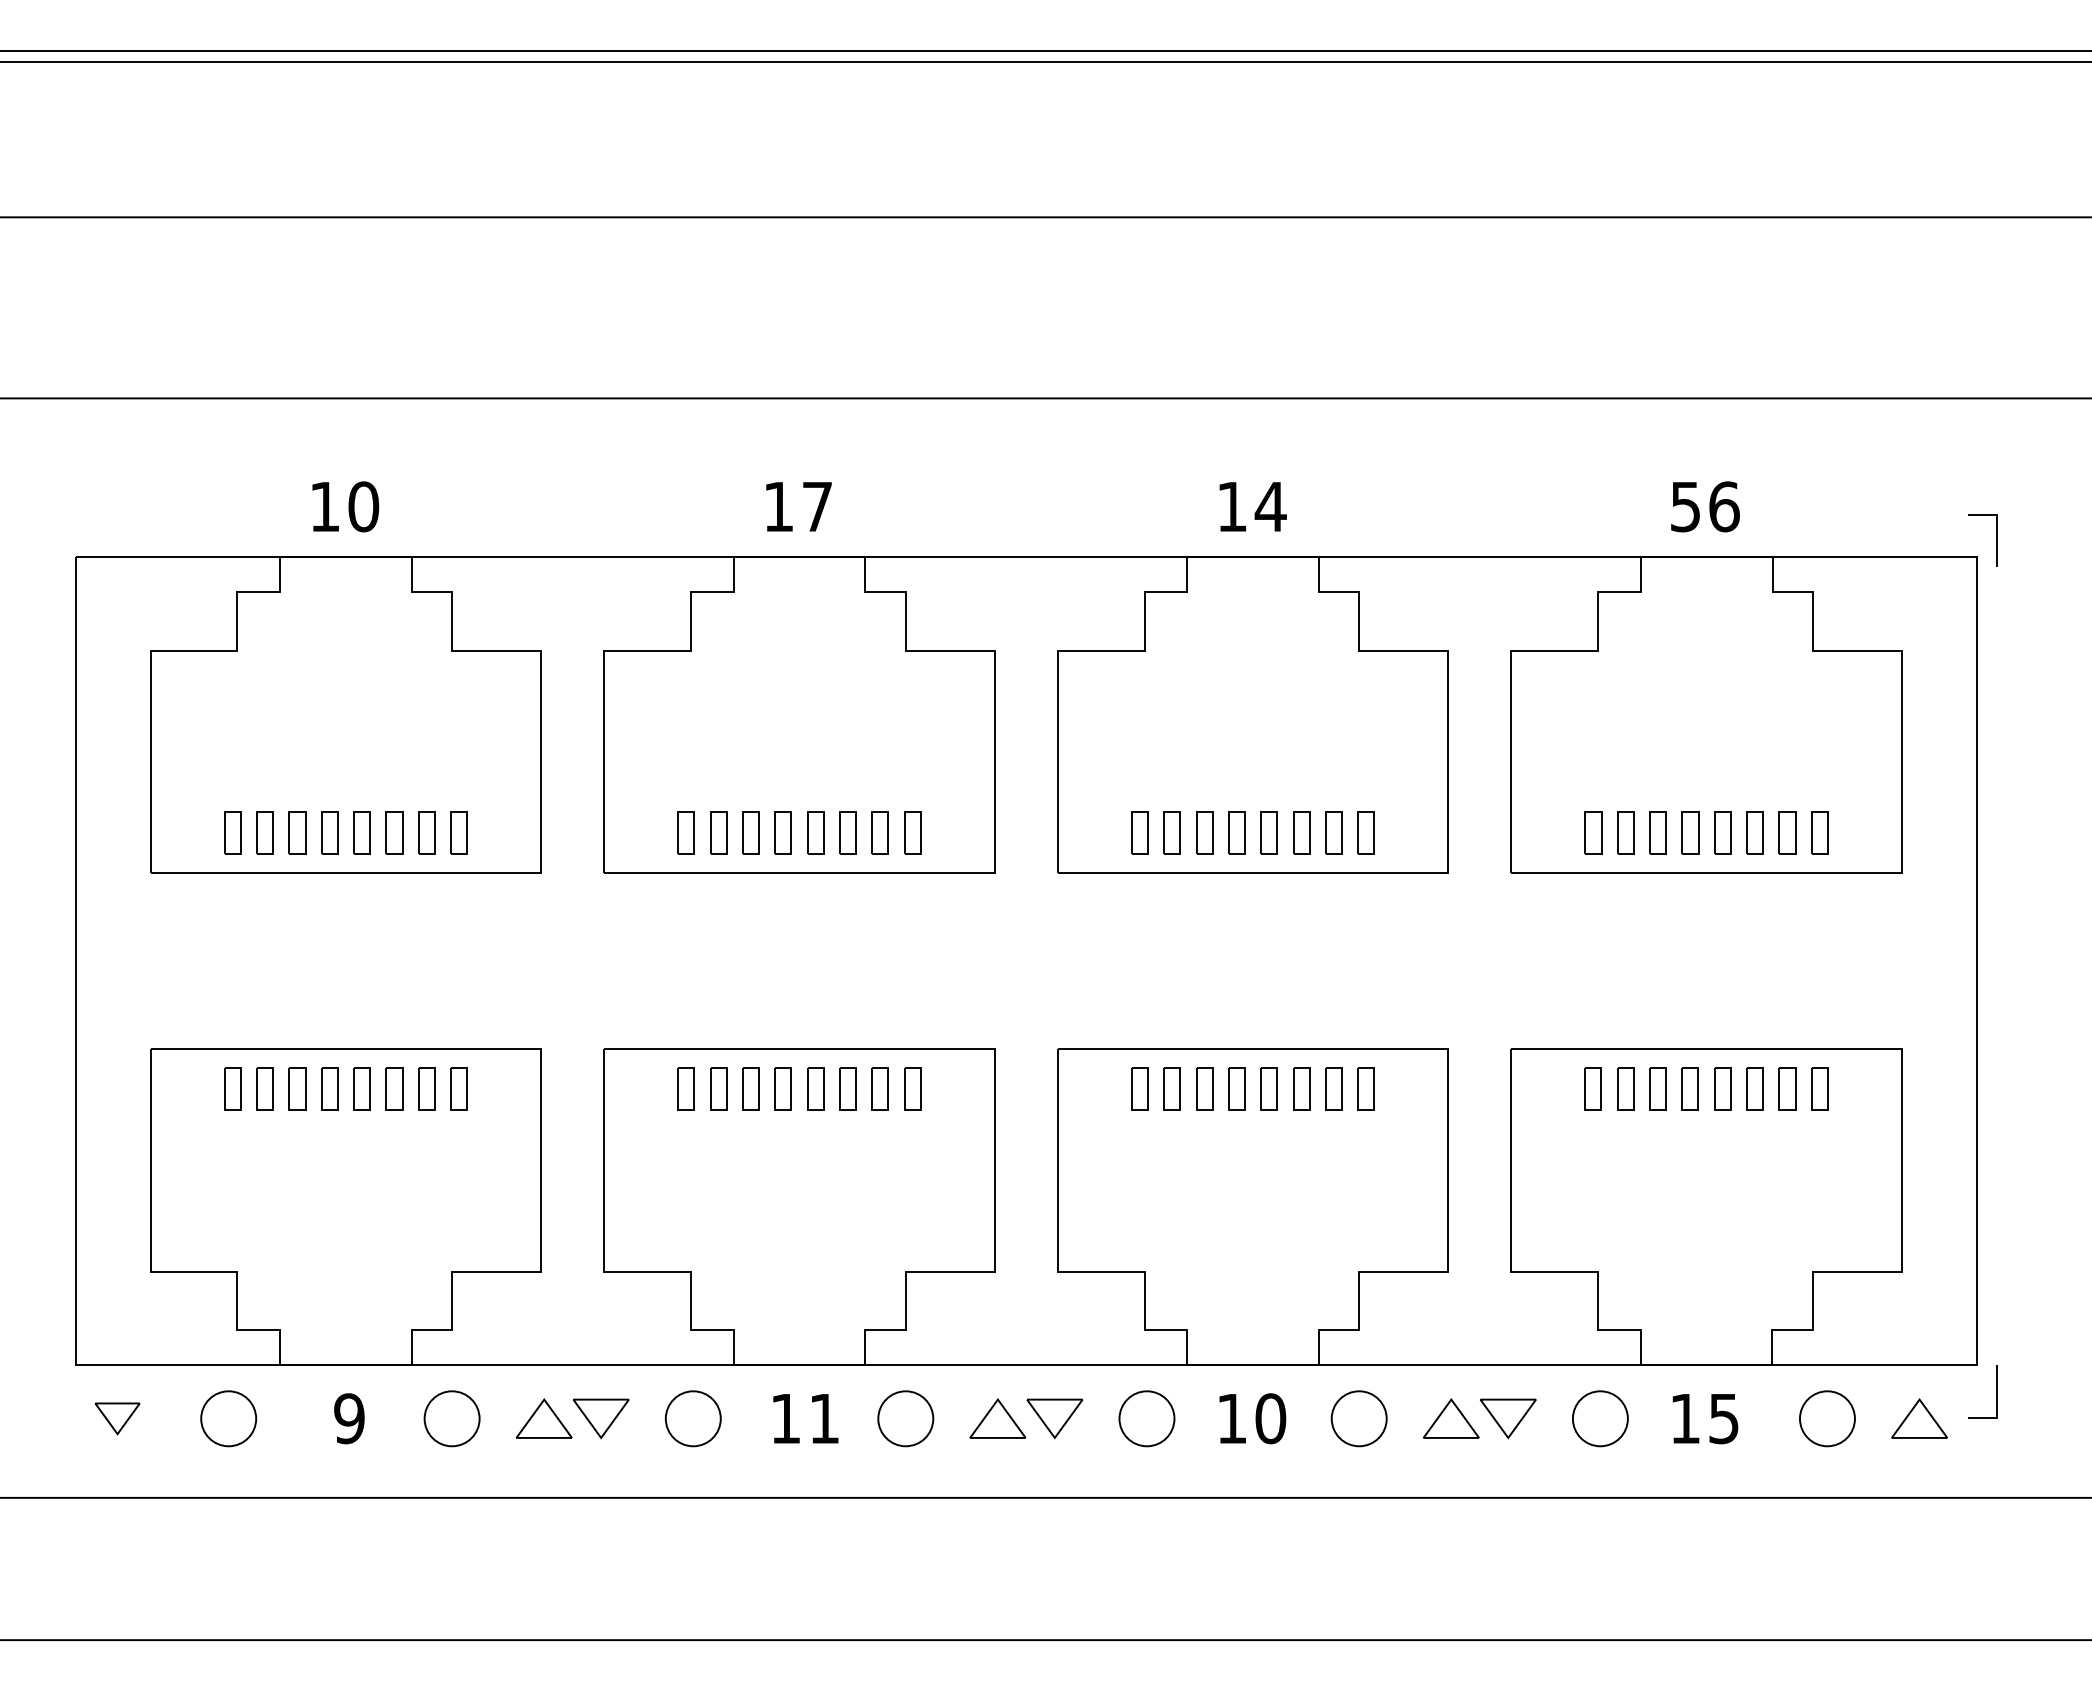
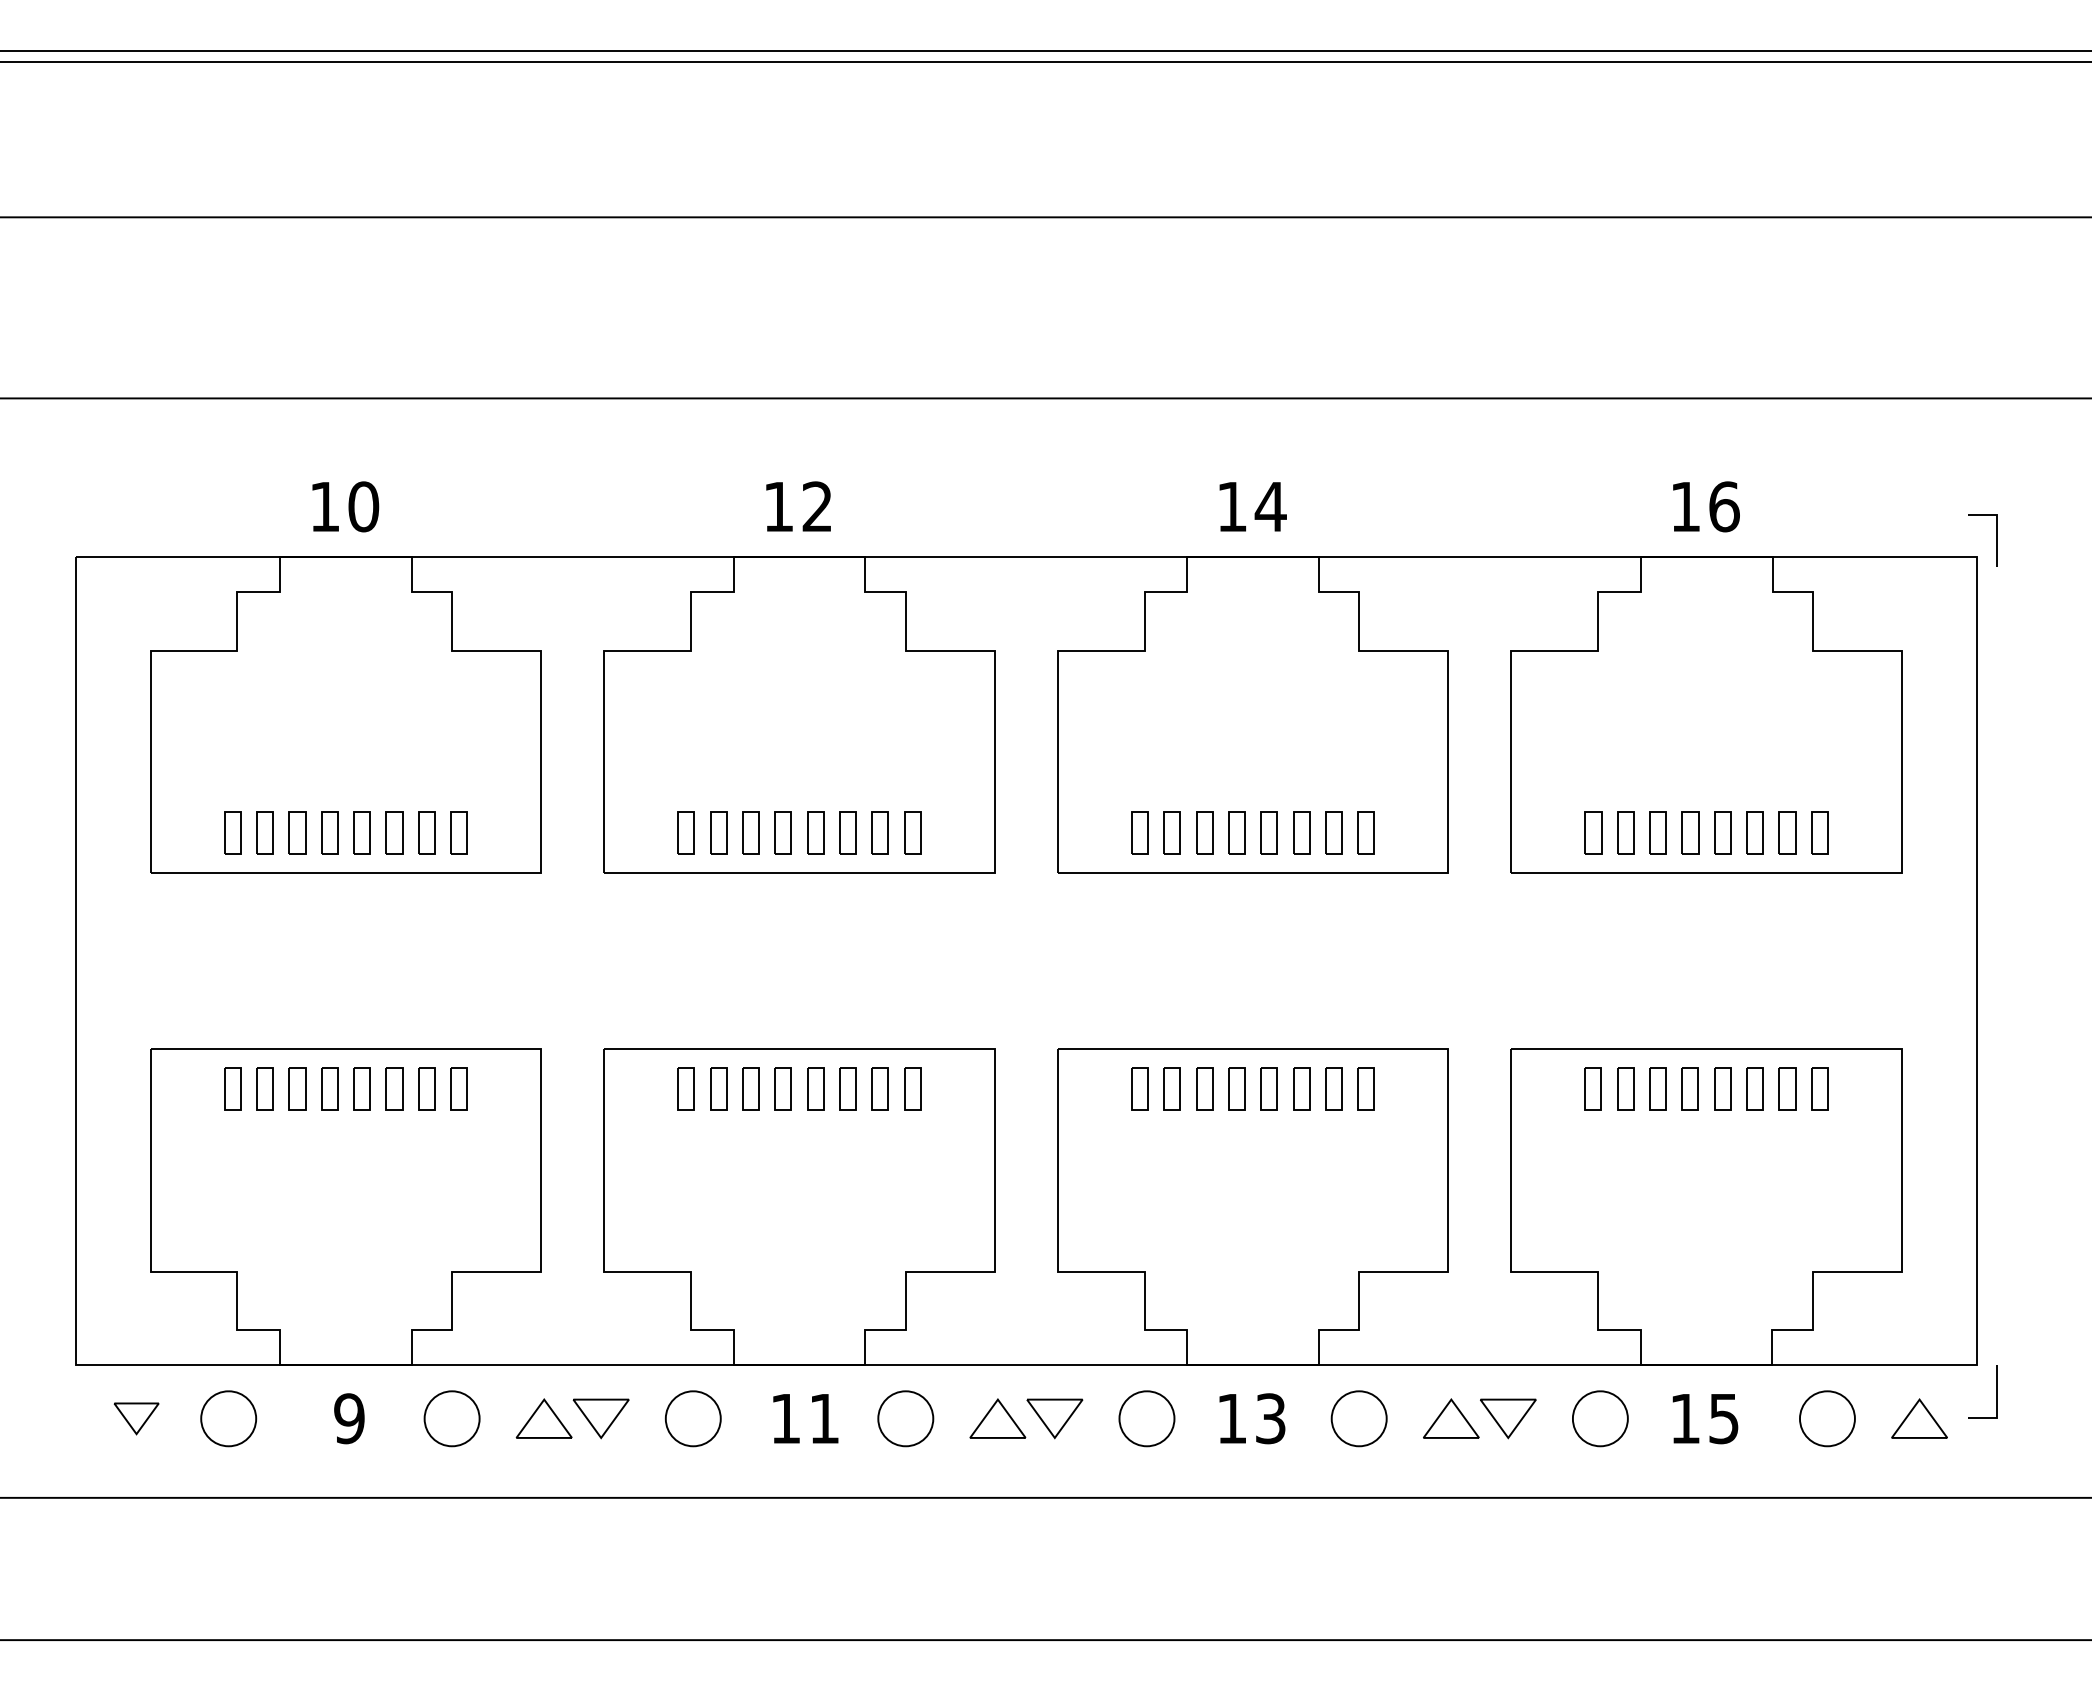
text: 17 -> 12 (816, 506)
text: 56 -> 16 (1685, 507)
part position: (117, 1418) -> (136, 1418) (136, 1418)
text: 10 -> 13 (1270, 1418)
